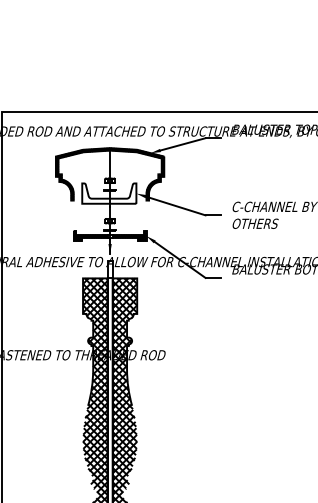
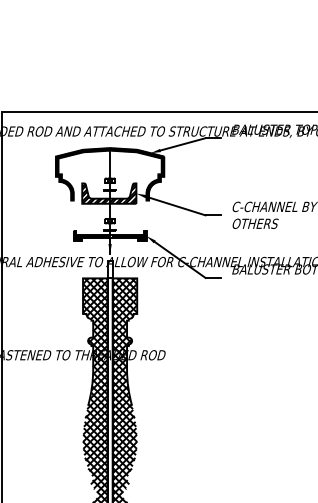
hatch: none -> present (109, 193)
